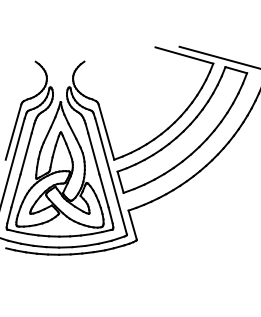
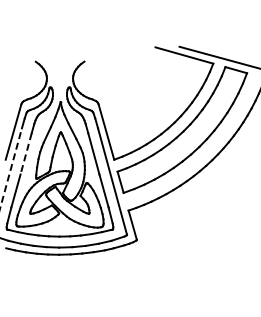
line: solid -> dashed (26, 154)
line: solid -> dashed (11, 168)
